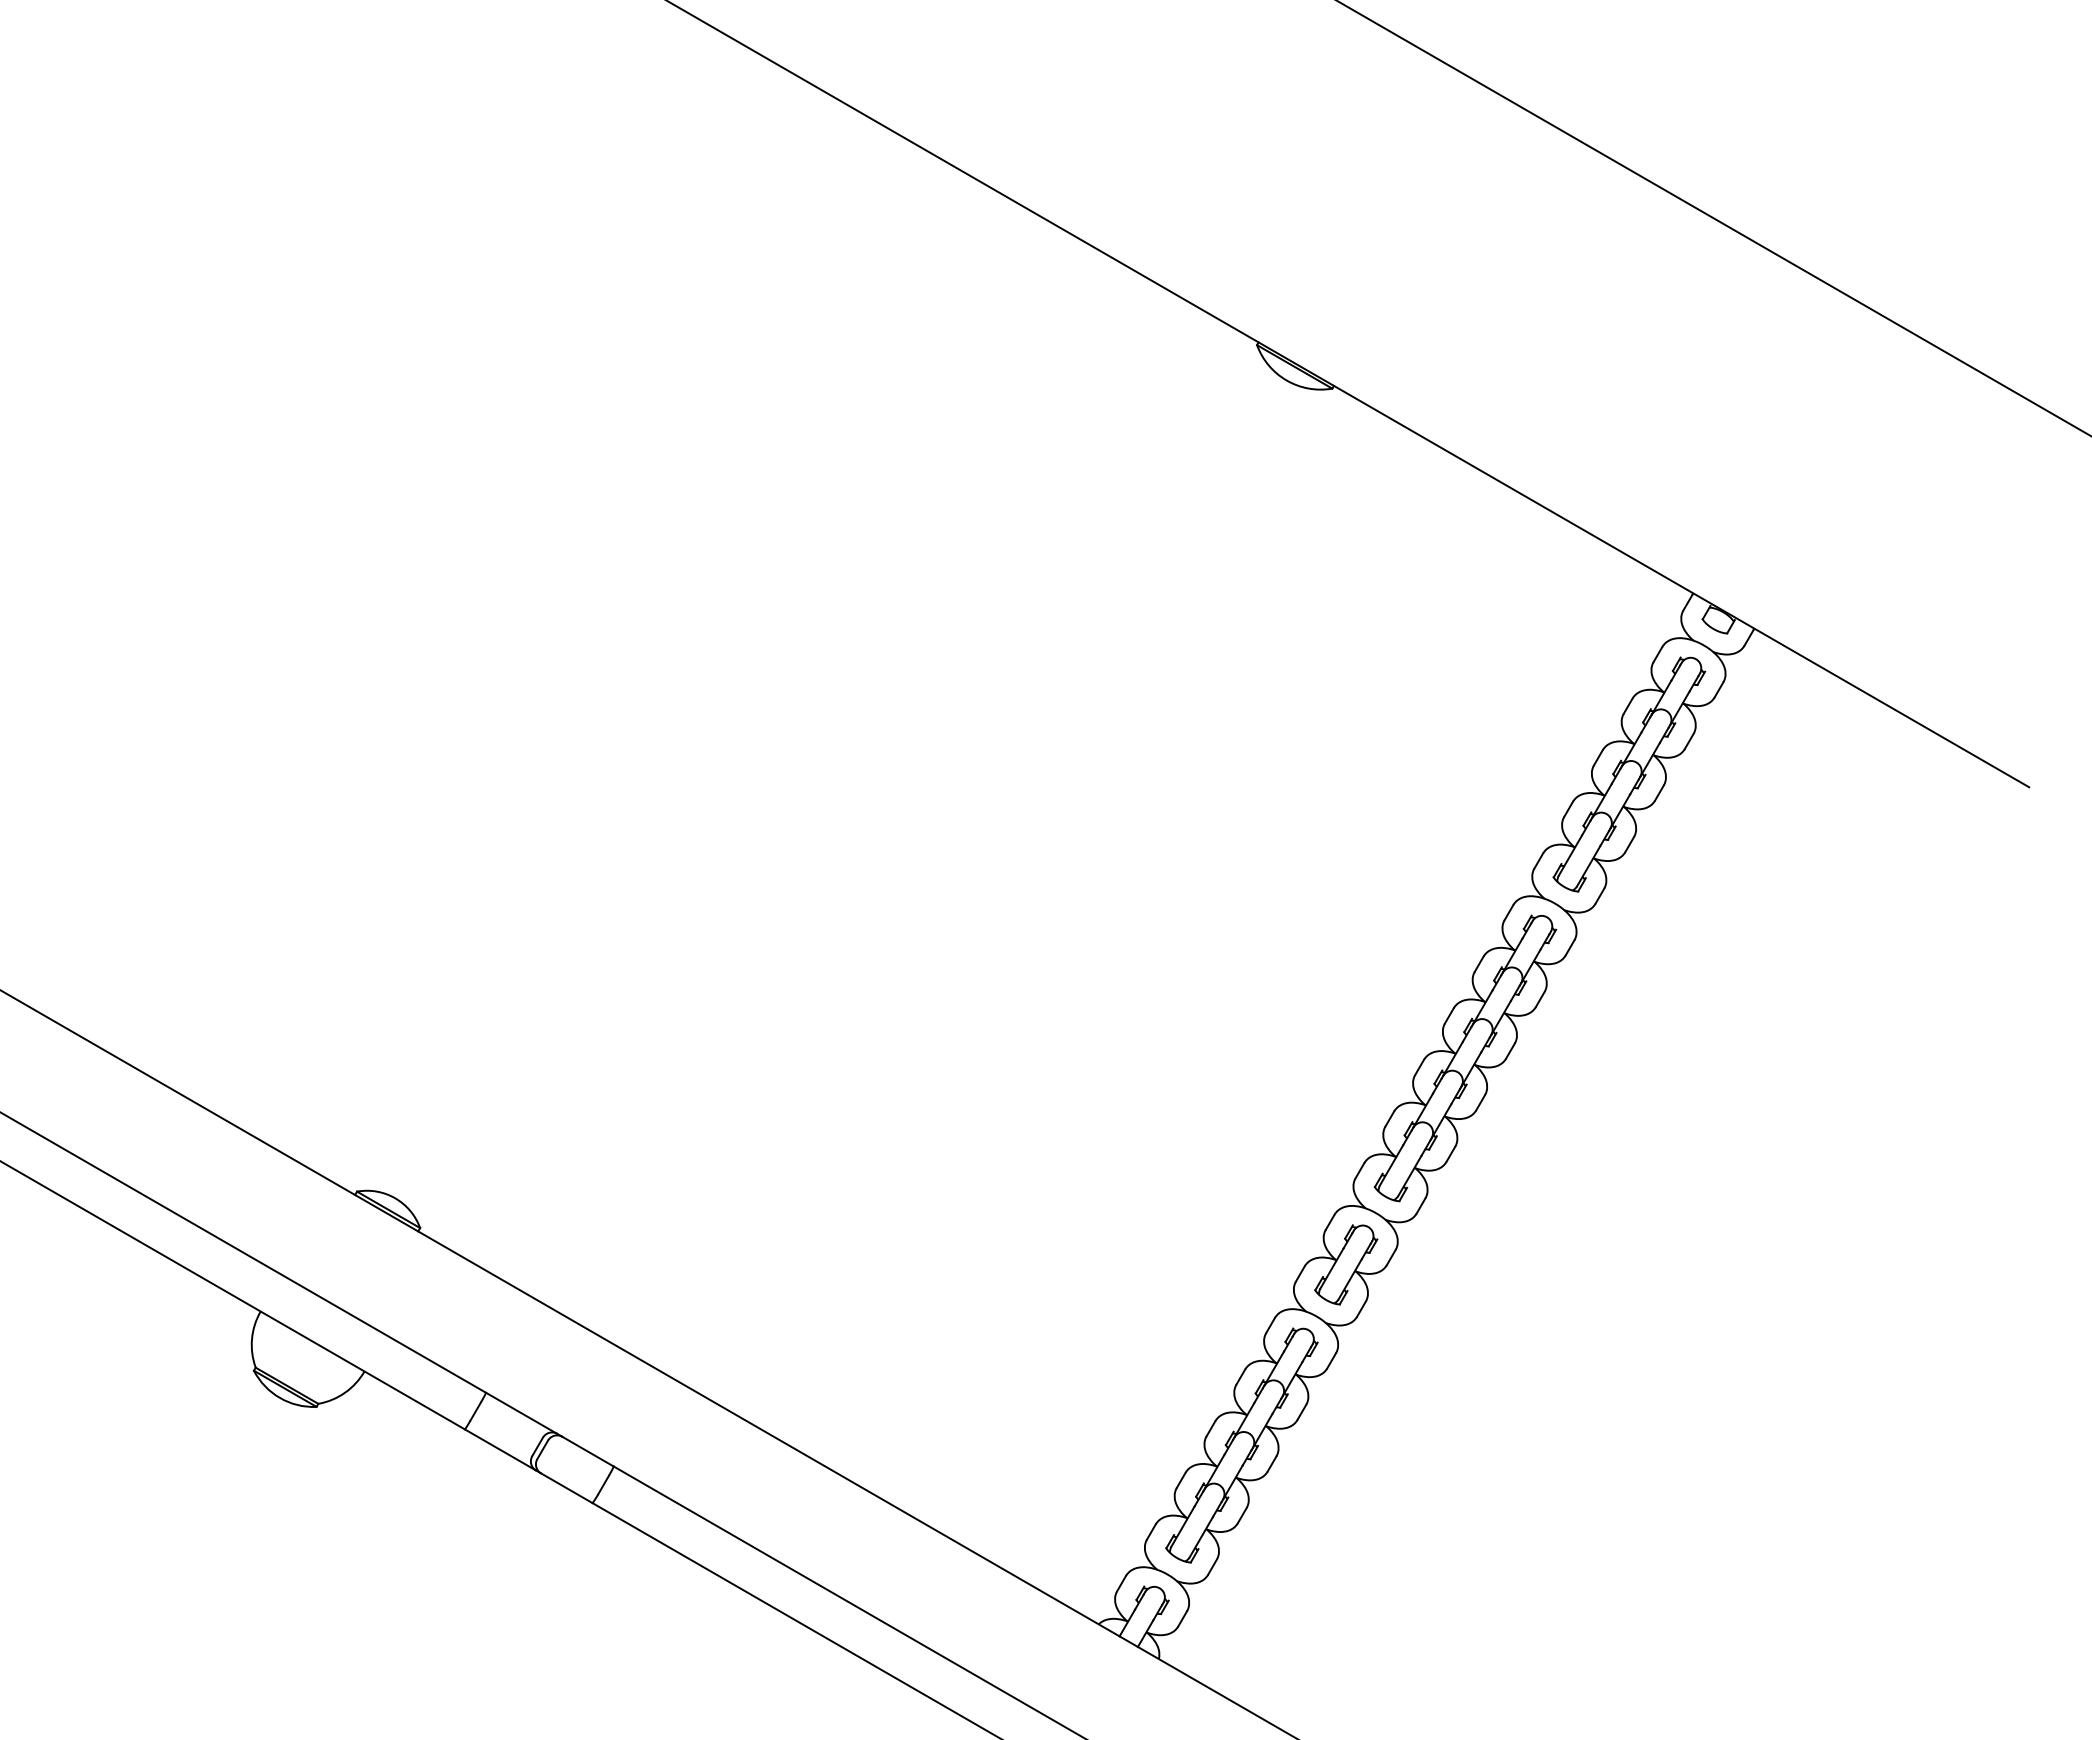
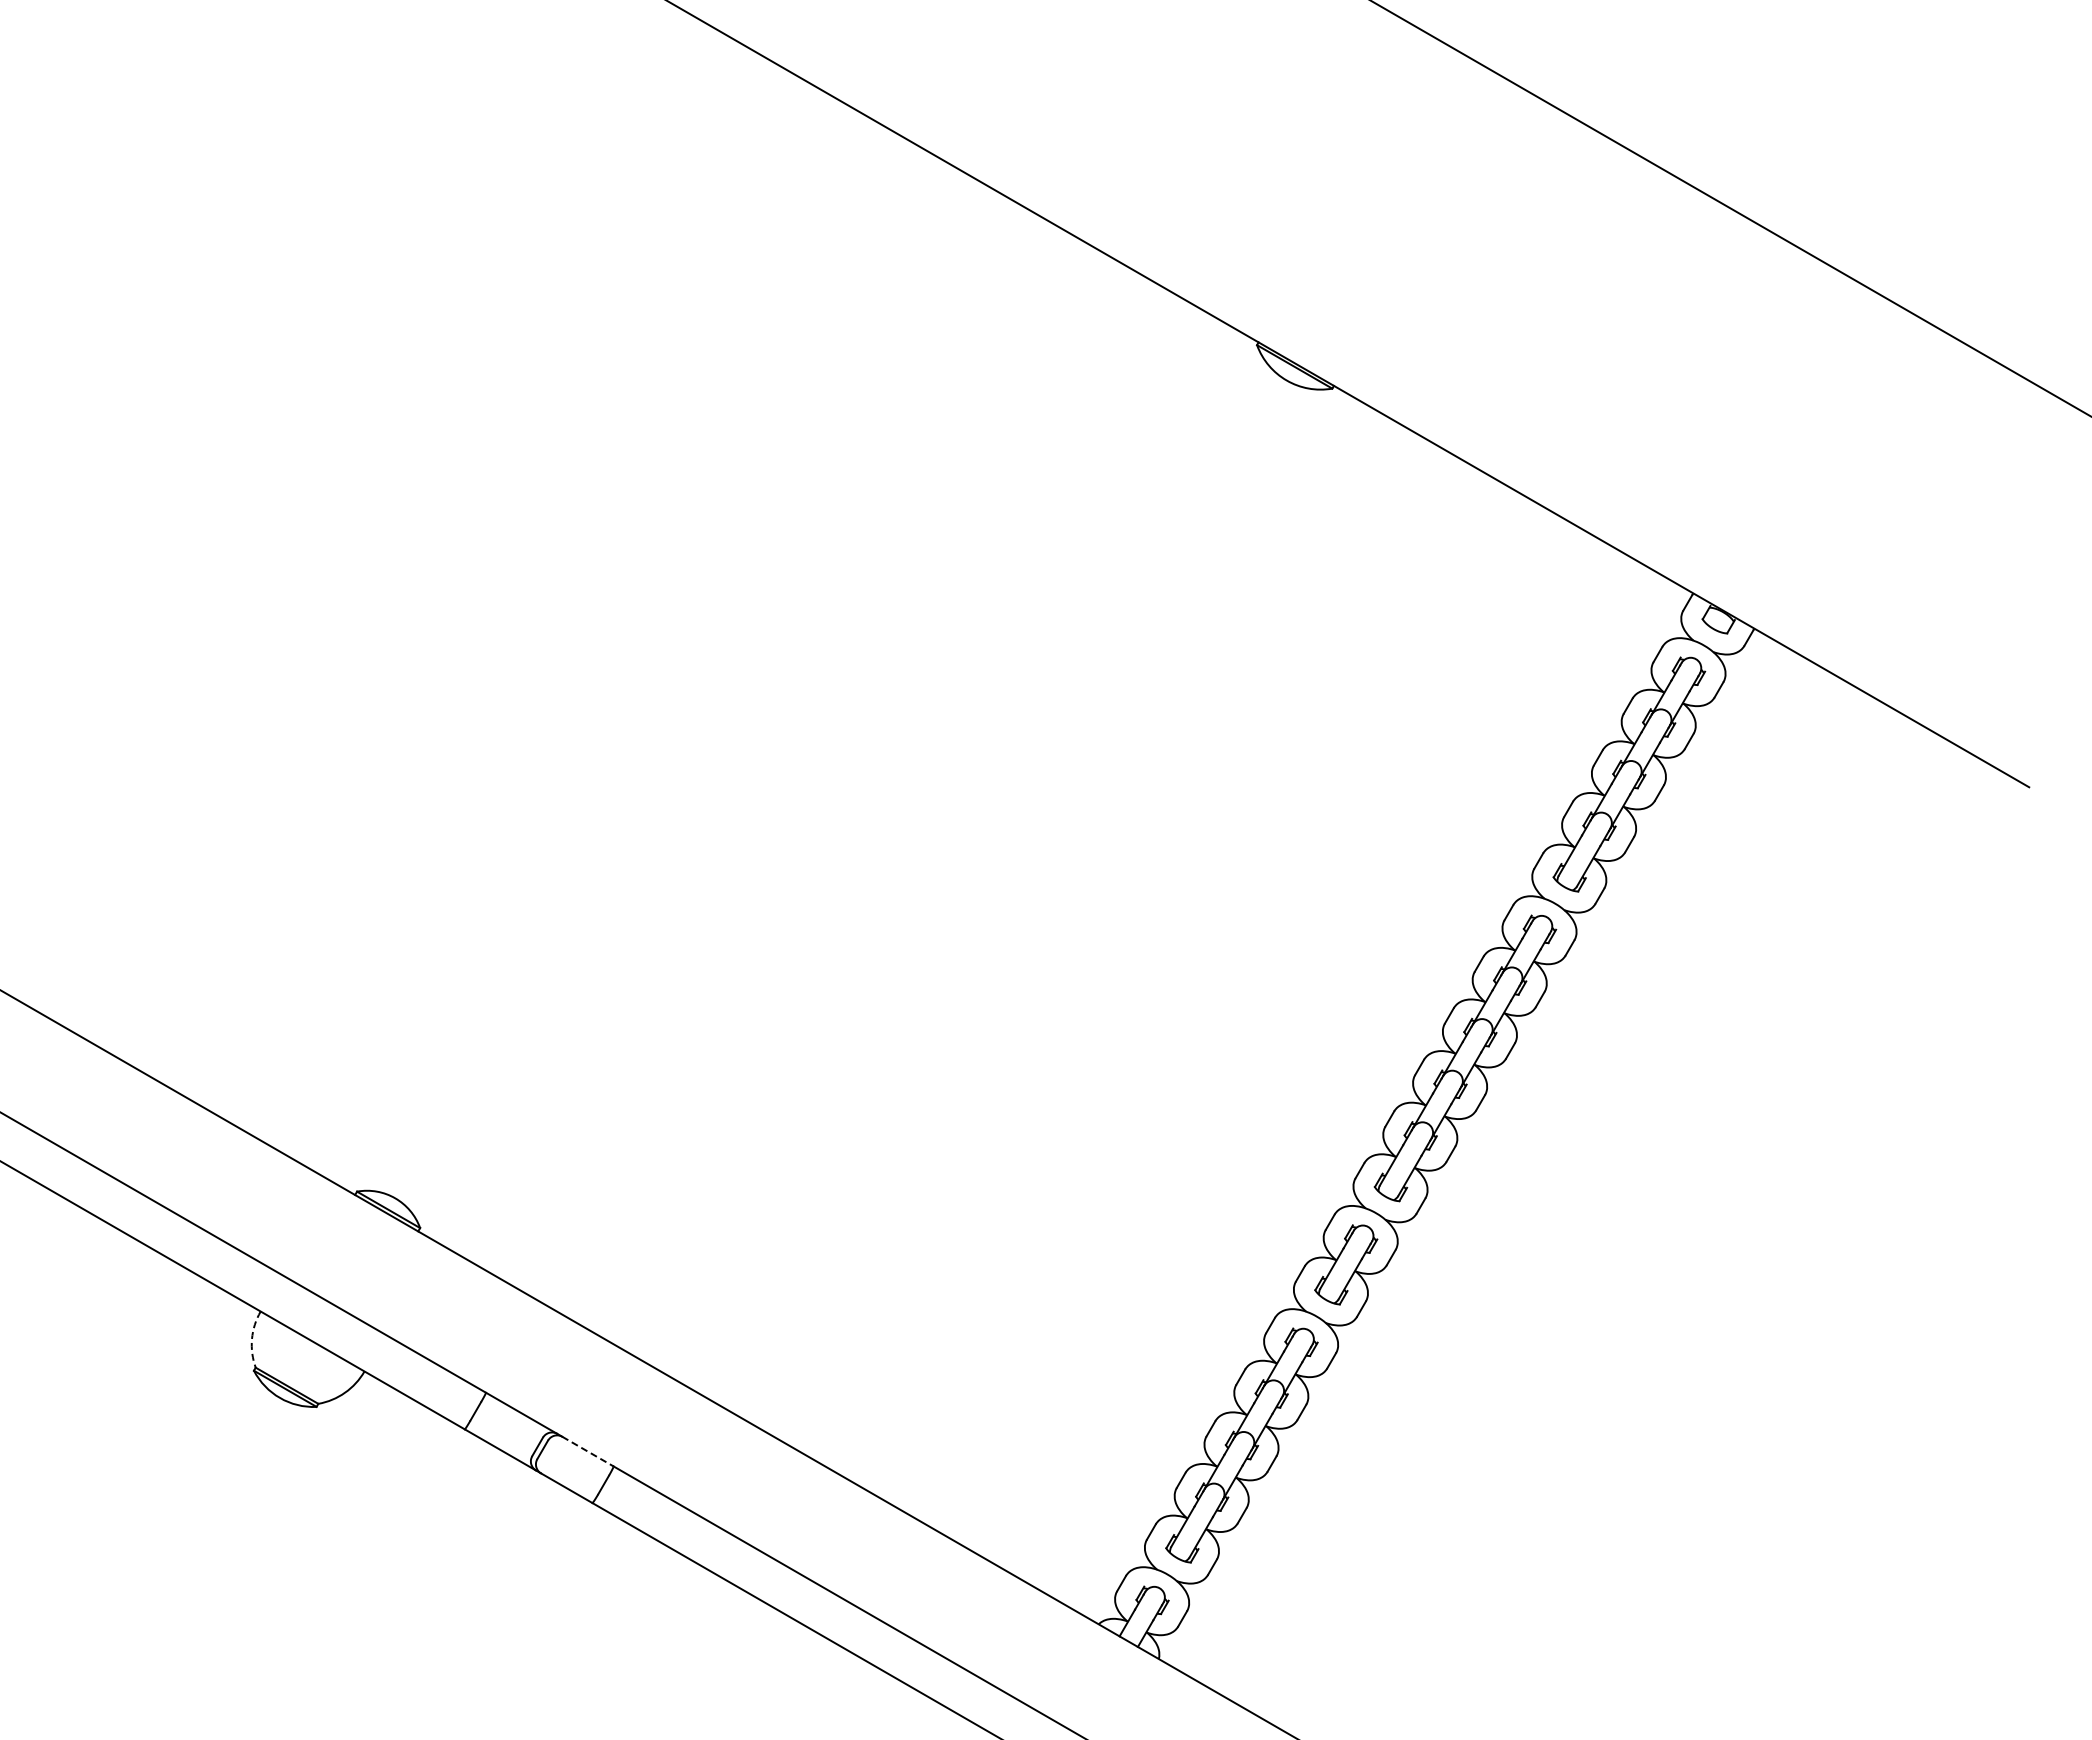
line position: (1713, 218) -> (1730, 208) (1730, 208)
arc: solid -> dashed (252, 1339)
line: solid -> dashed (587, 1451)
